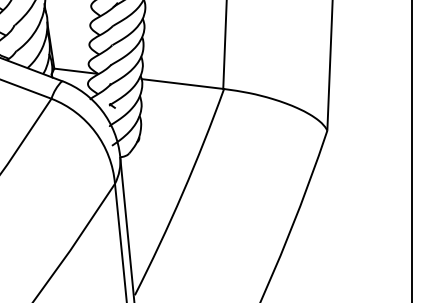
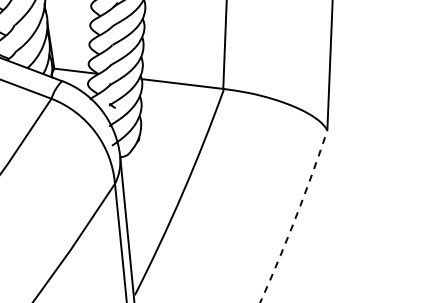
line: present -> none (412, 150)
arc: solid -> dashed (295, 217)
